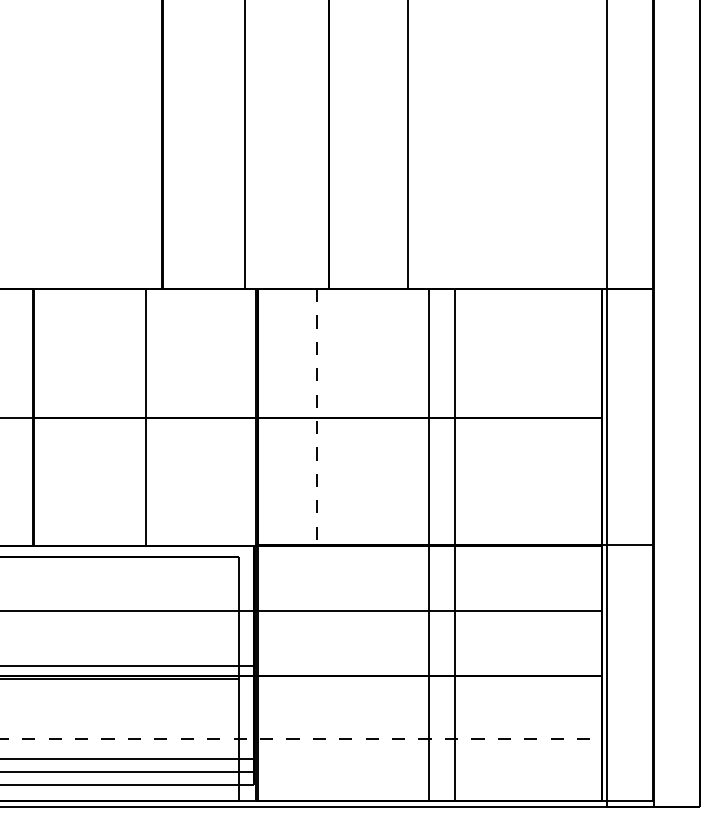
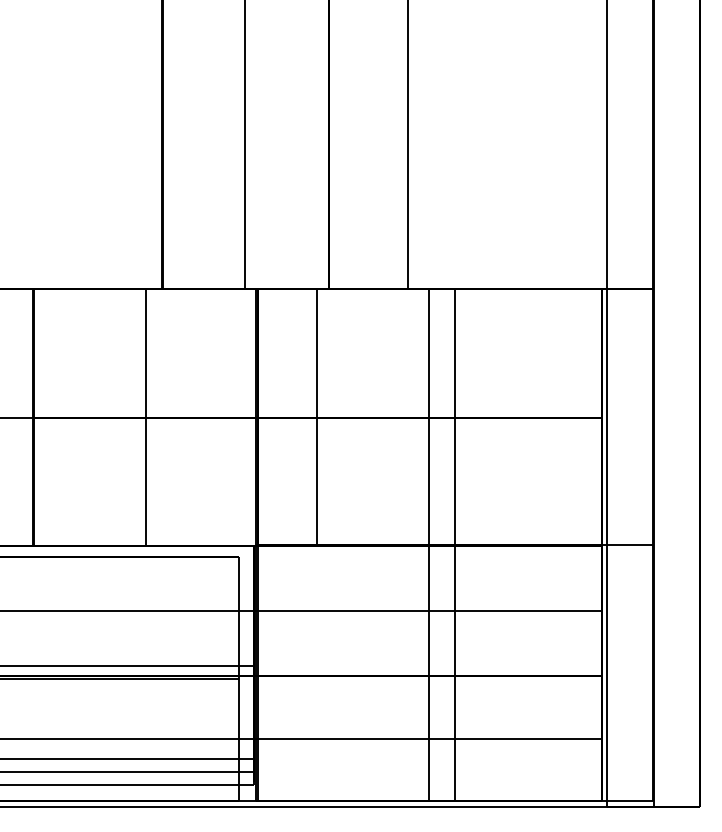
line: dashed -> solid (317, 417)
line: dashed -> solid (301, 738)
